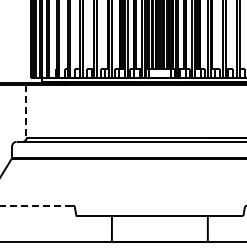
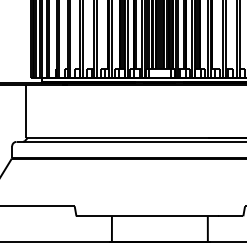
line: dashed -> solid (26, 111)
line: dashed -> solid (35, 206)
